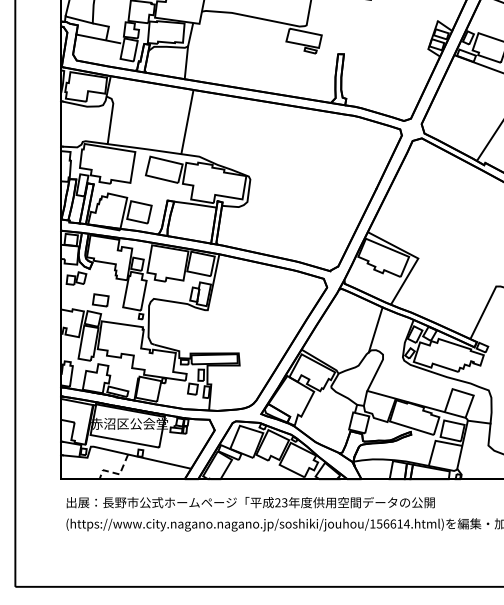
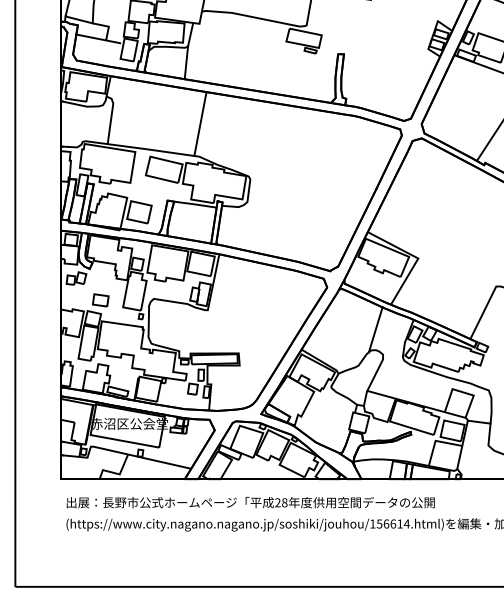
line position: (187, 121) -> (200, 123) (200, 123)
line: dashed -> solid (116, 473)
text: 23 -> 28 (284, 502)
